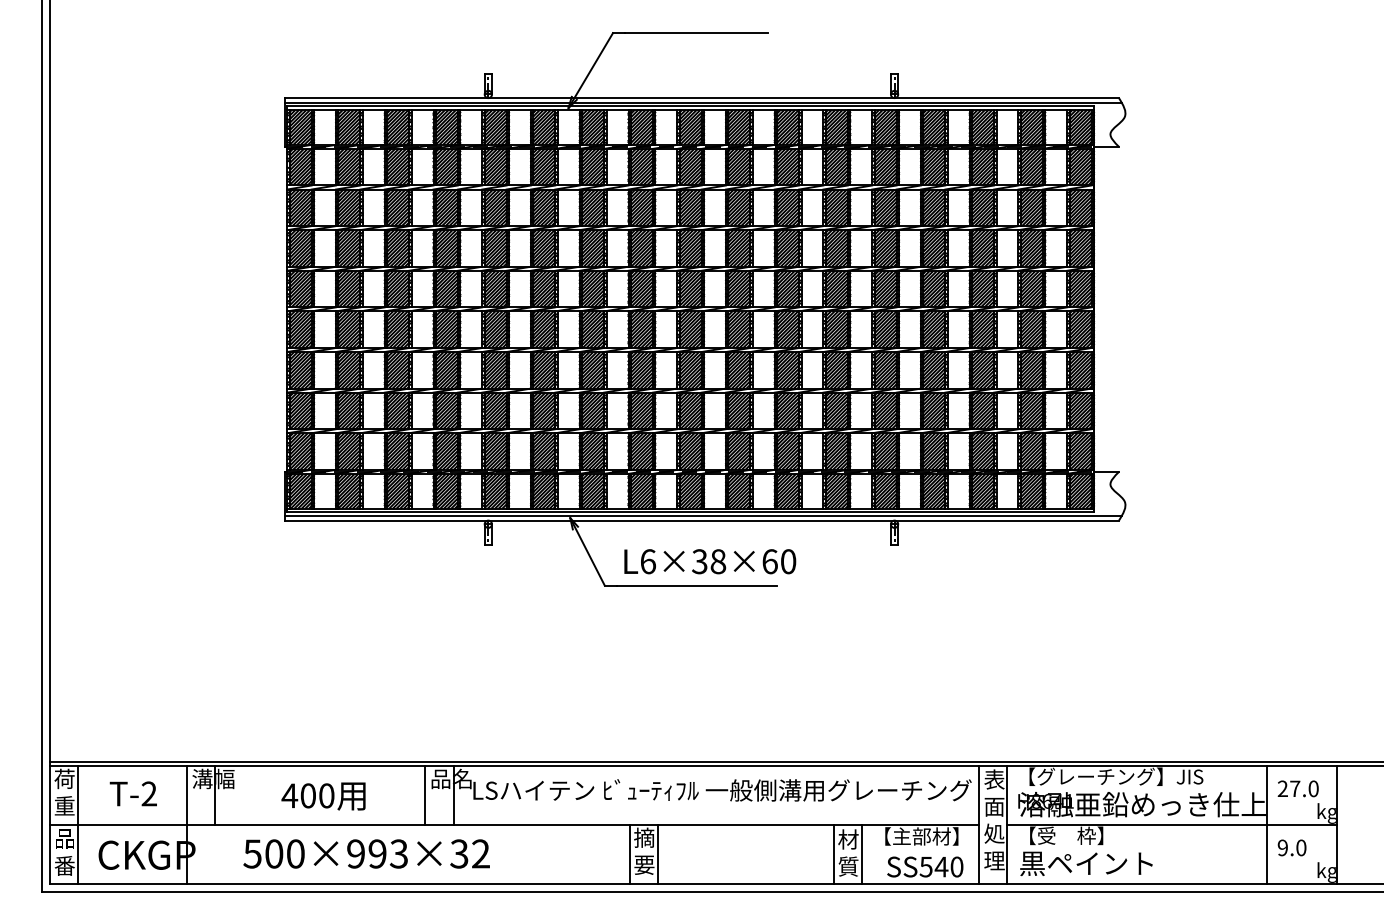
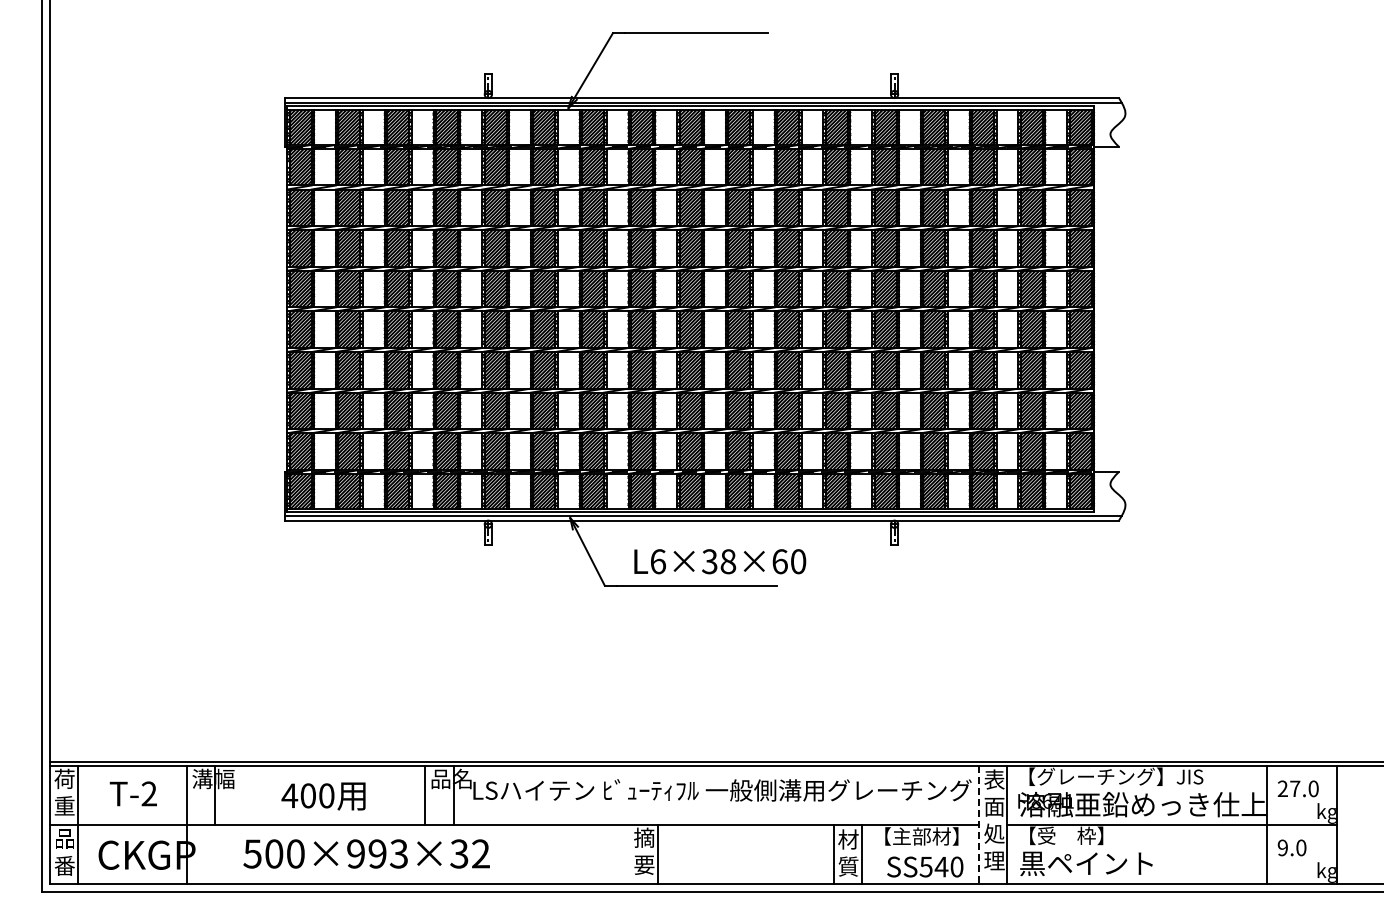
text position: (710, 561) -> (720, 561) (720, 561)
line: solid -> dashed (978, 825)
line: present -> none (629, 854)
